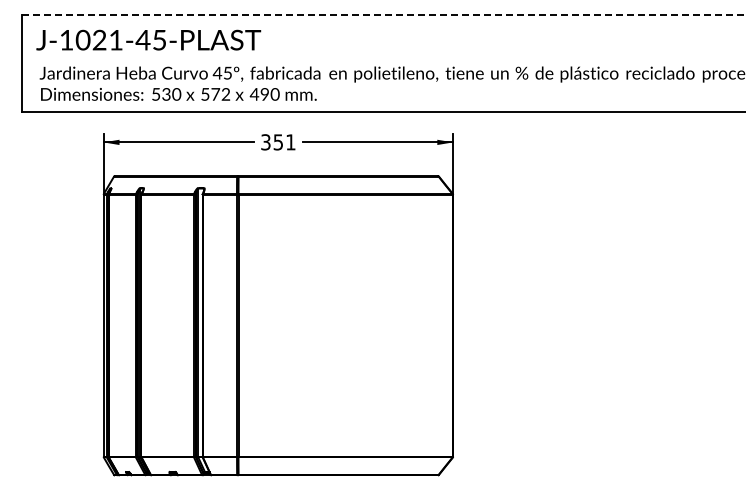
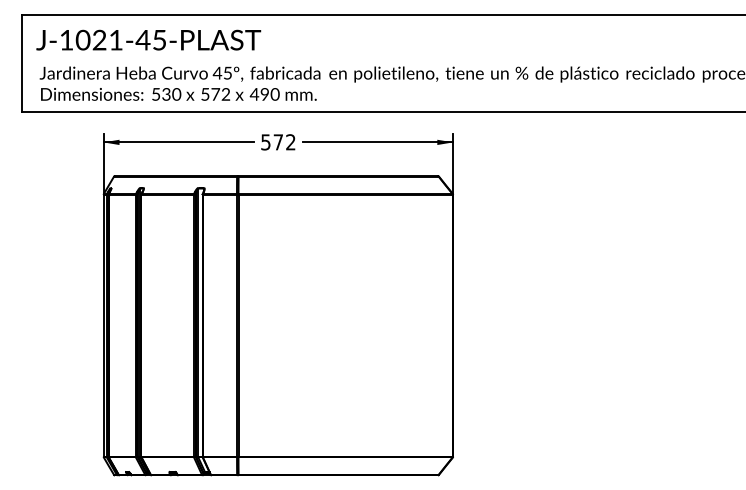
line: dashed -> solid (384, 14)
text: 351 -> 572 (278, 142)
